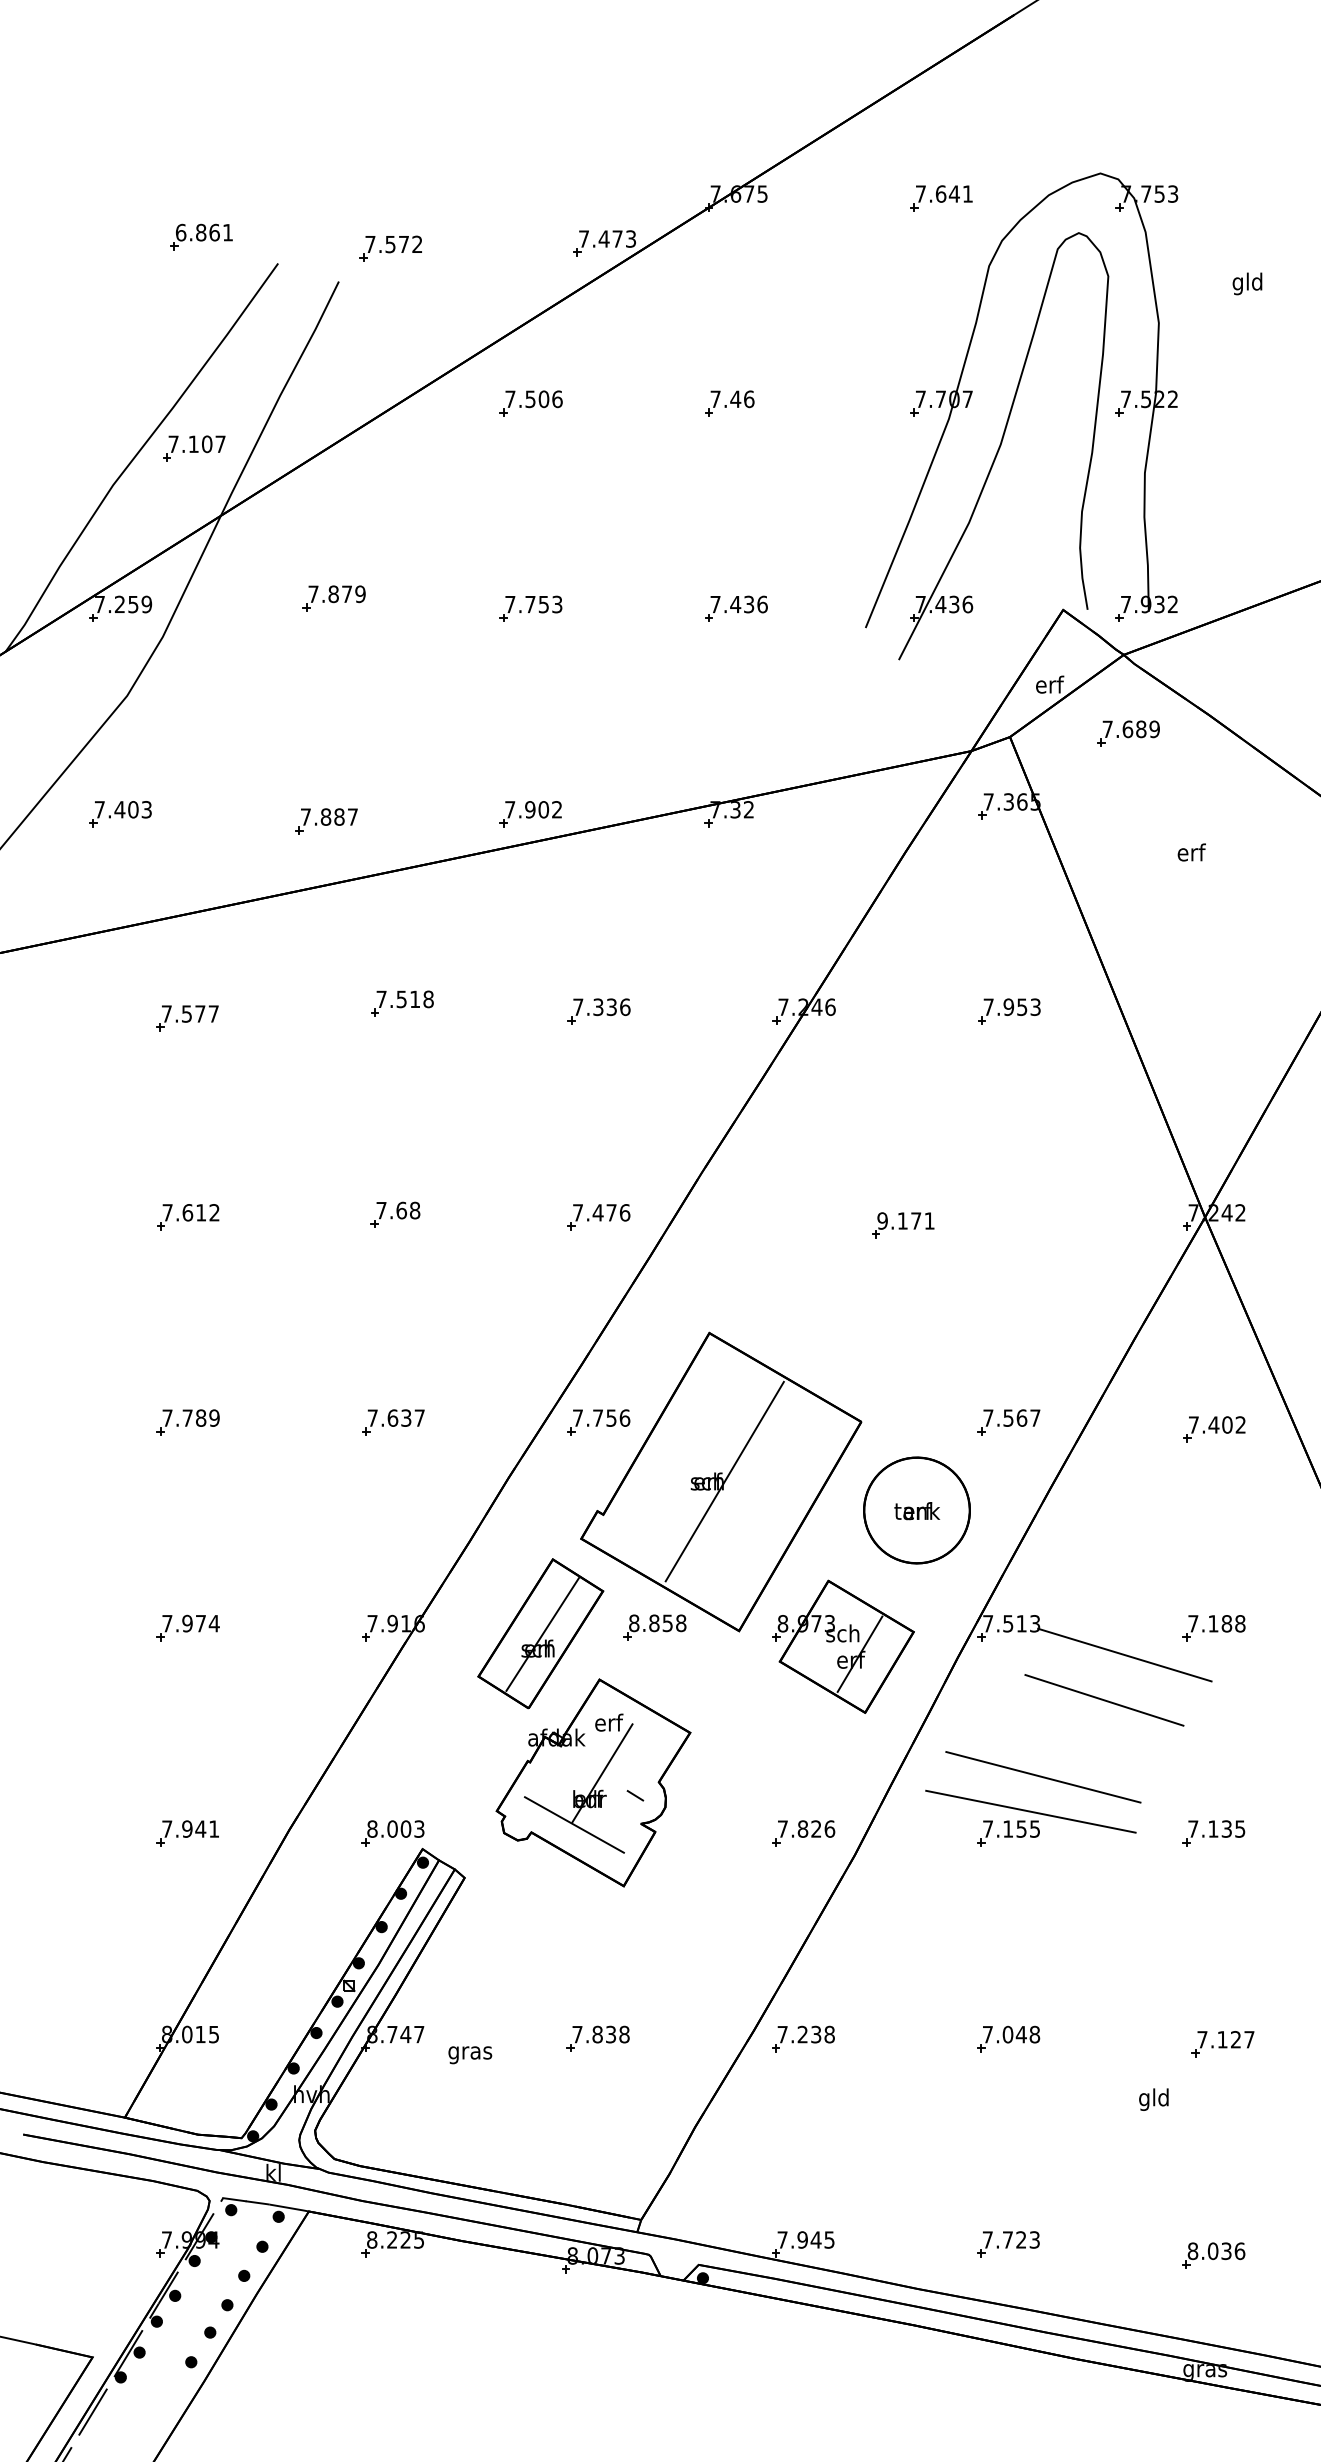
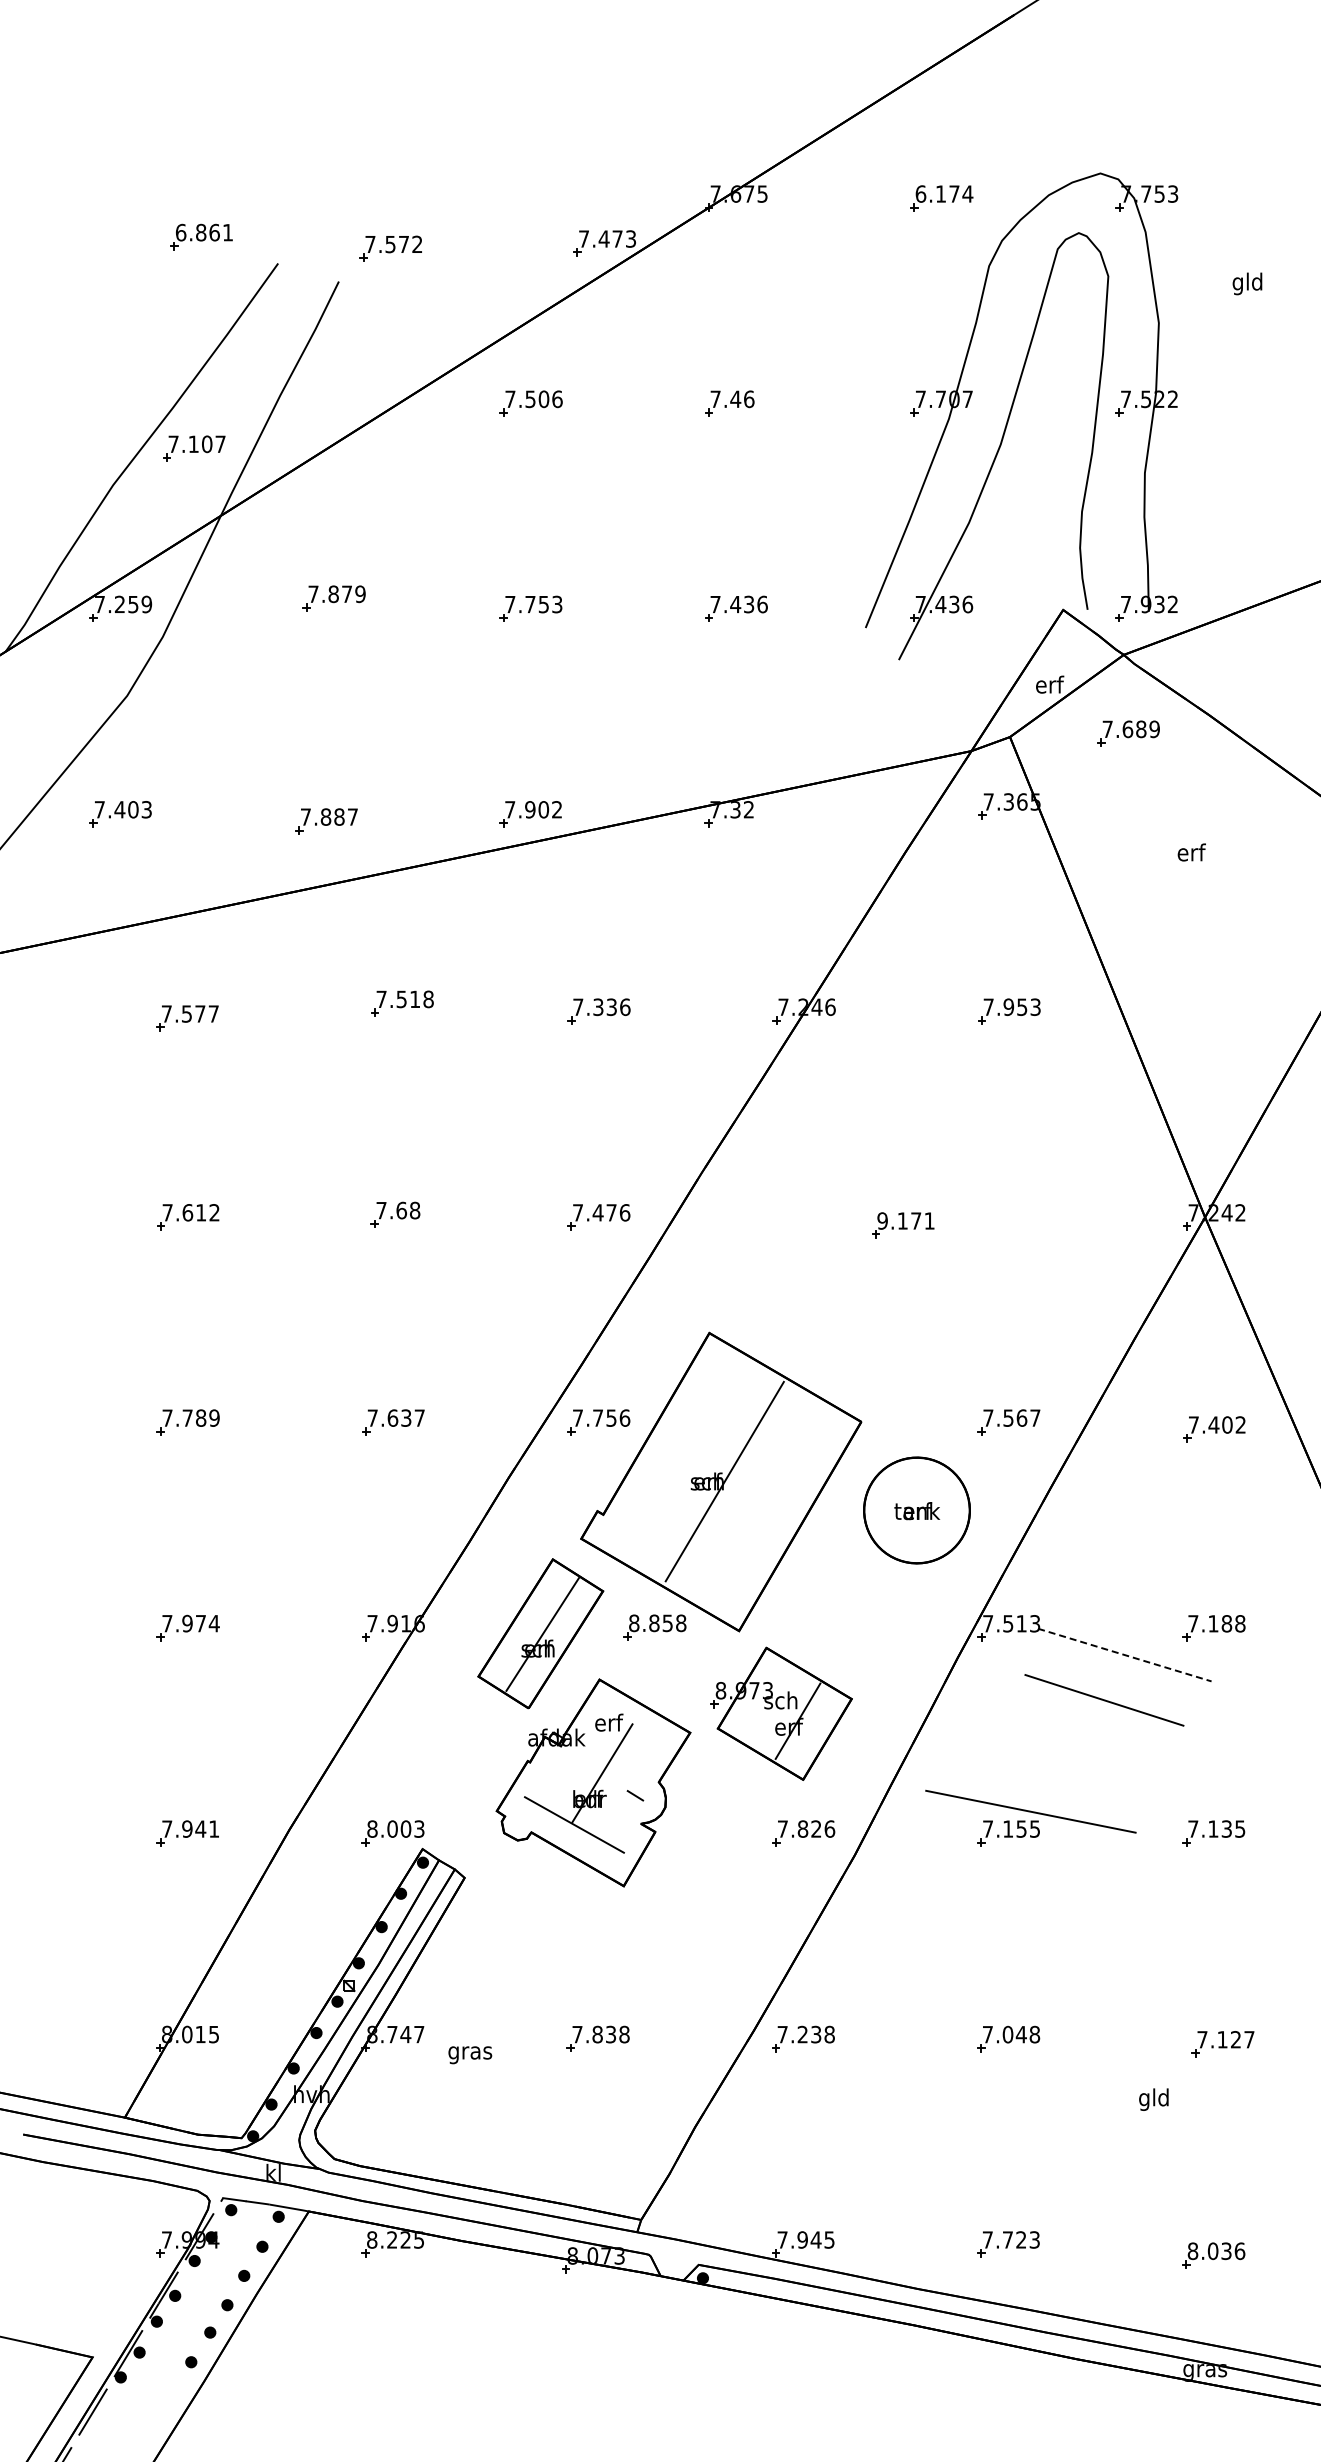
text: 7.641 -> 6.174 (944, 193)
part position: (843, 1646) -> (781, 1713) (781, 1713)
line: solid -> dashed (1124, 1655)
line: present -> none (1043, 1777)
